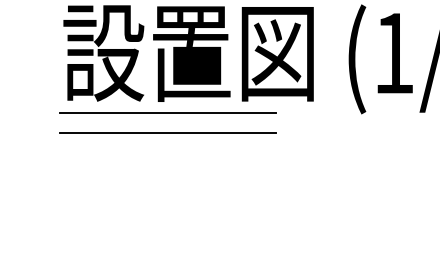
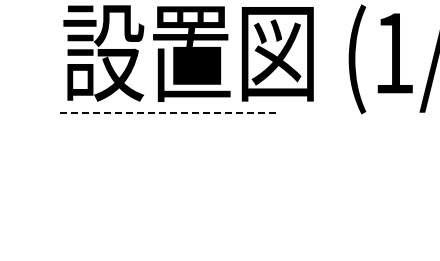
line: solid -> dashed (168, 113)
line: present -> none (168, 133)
